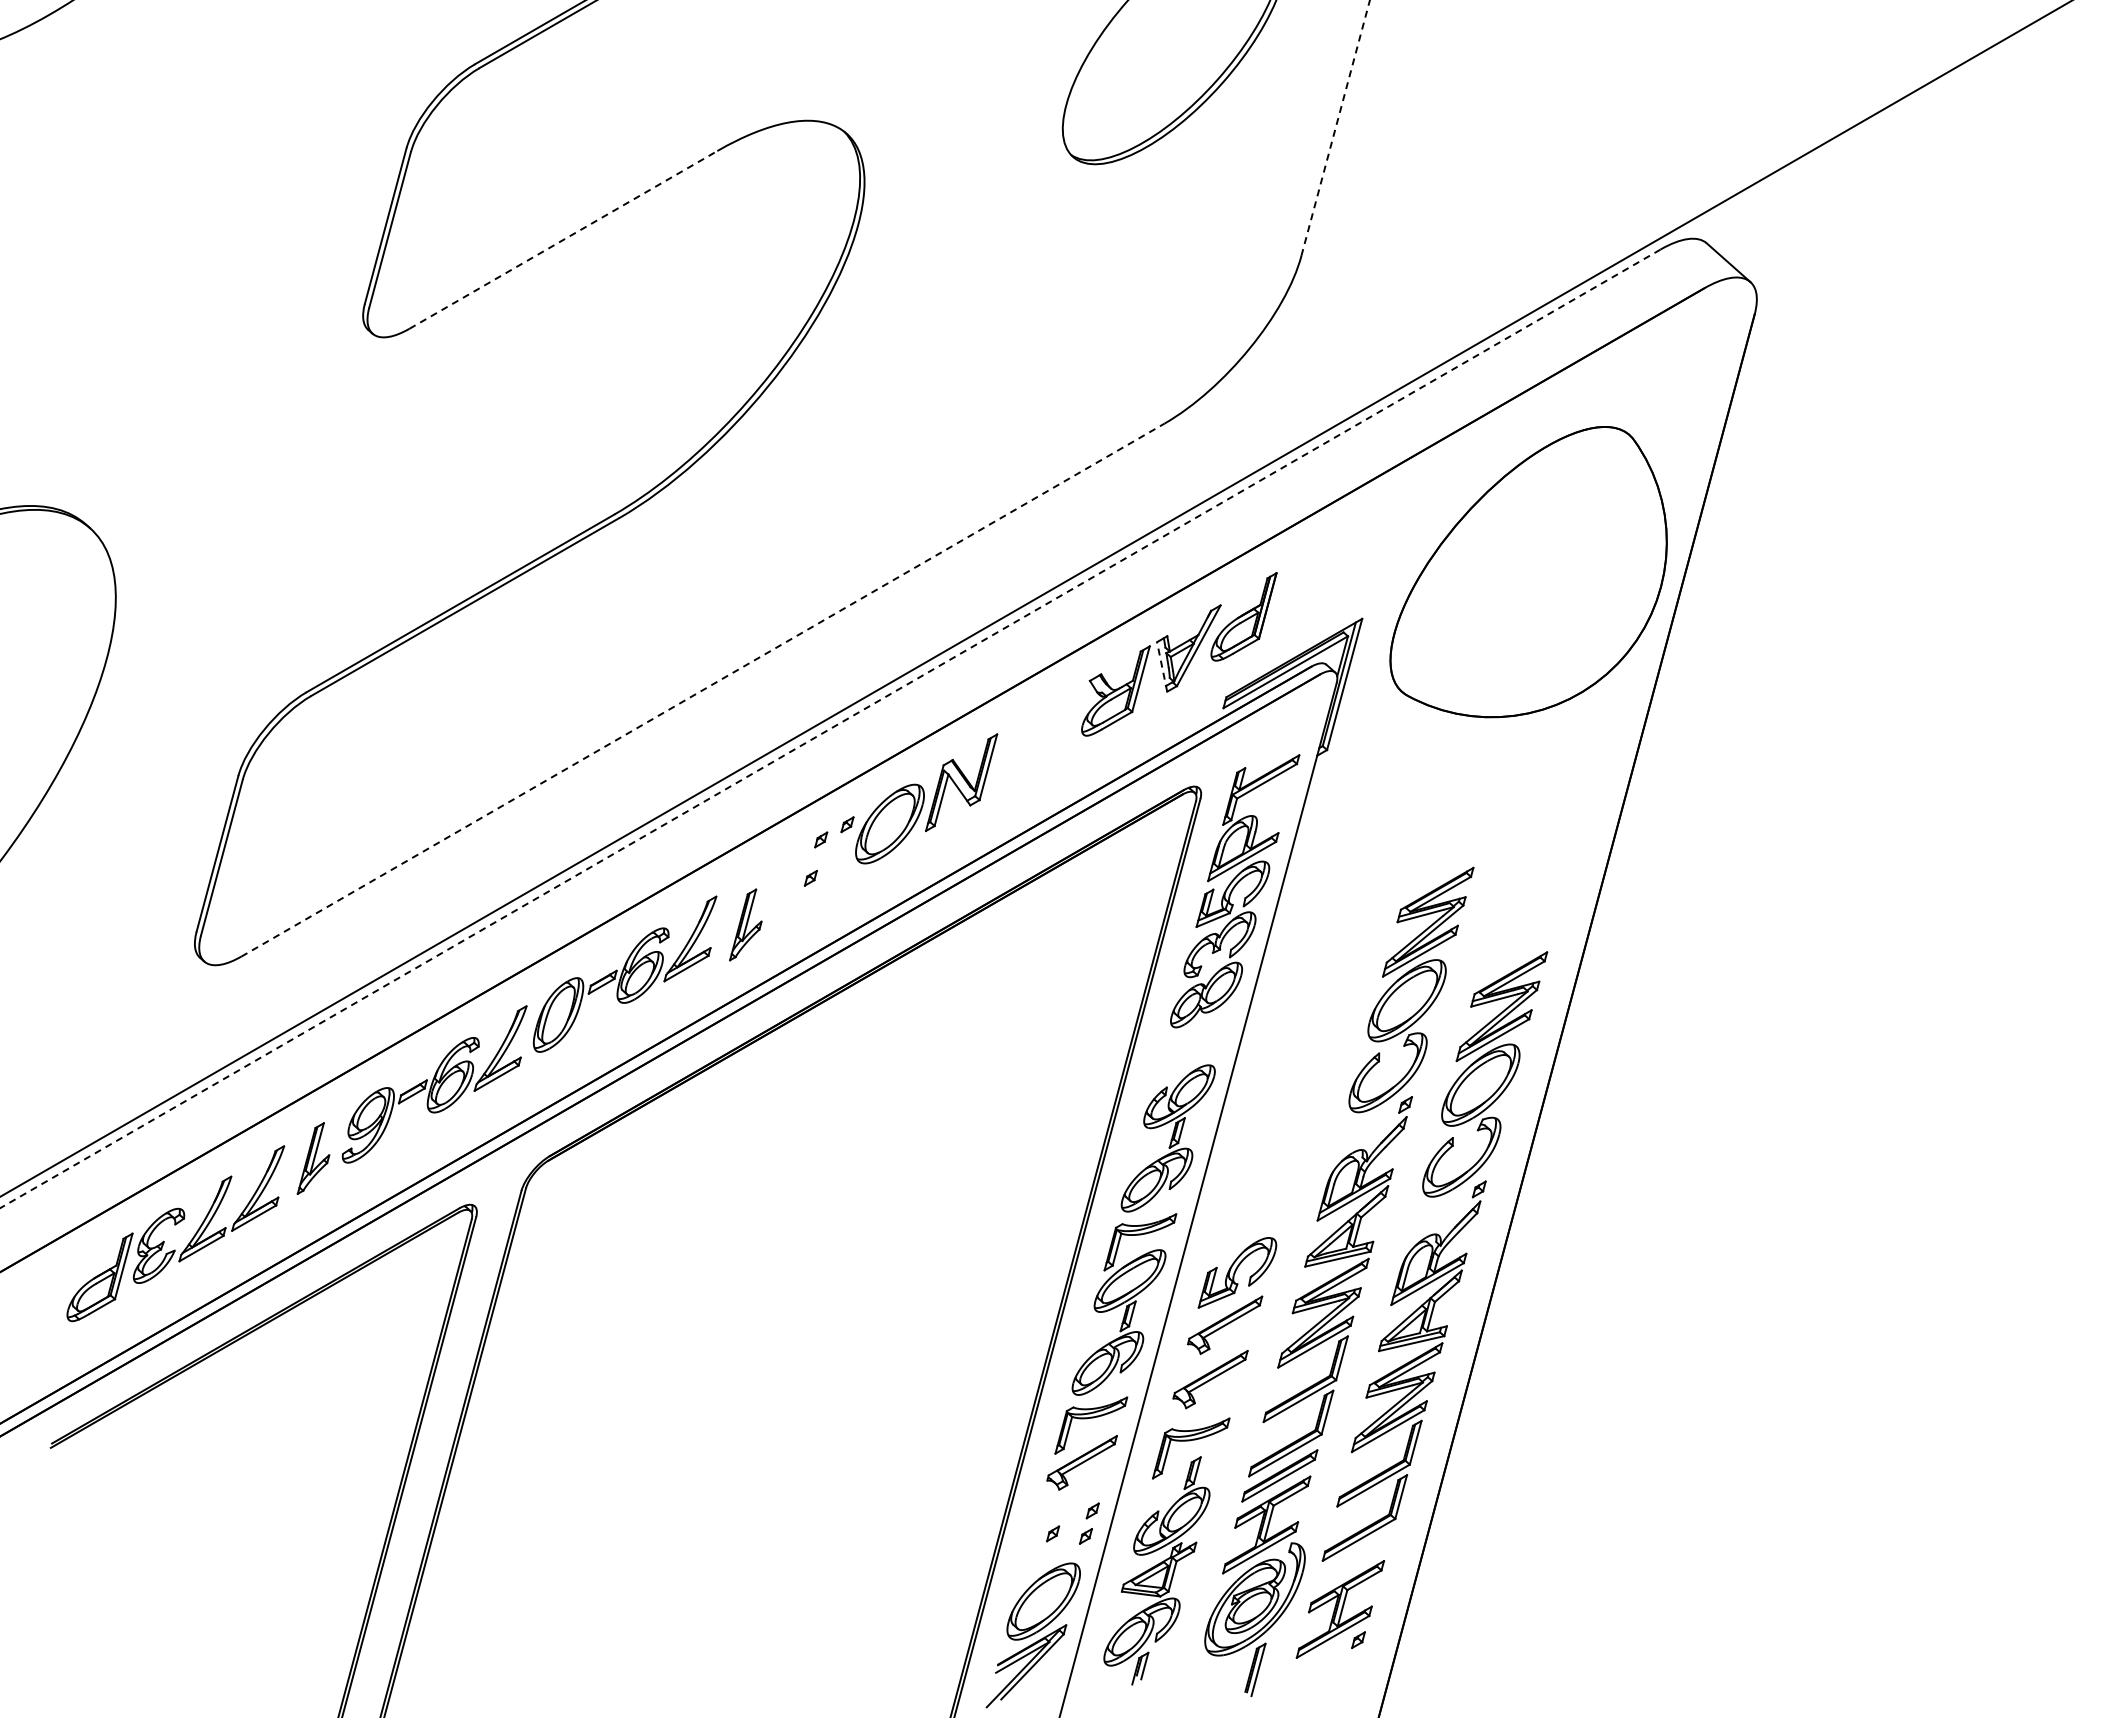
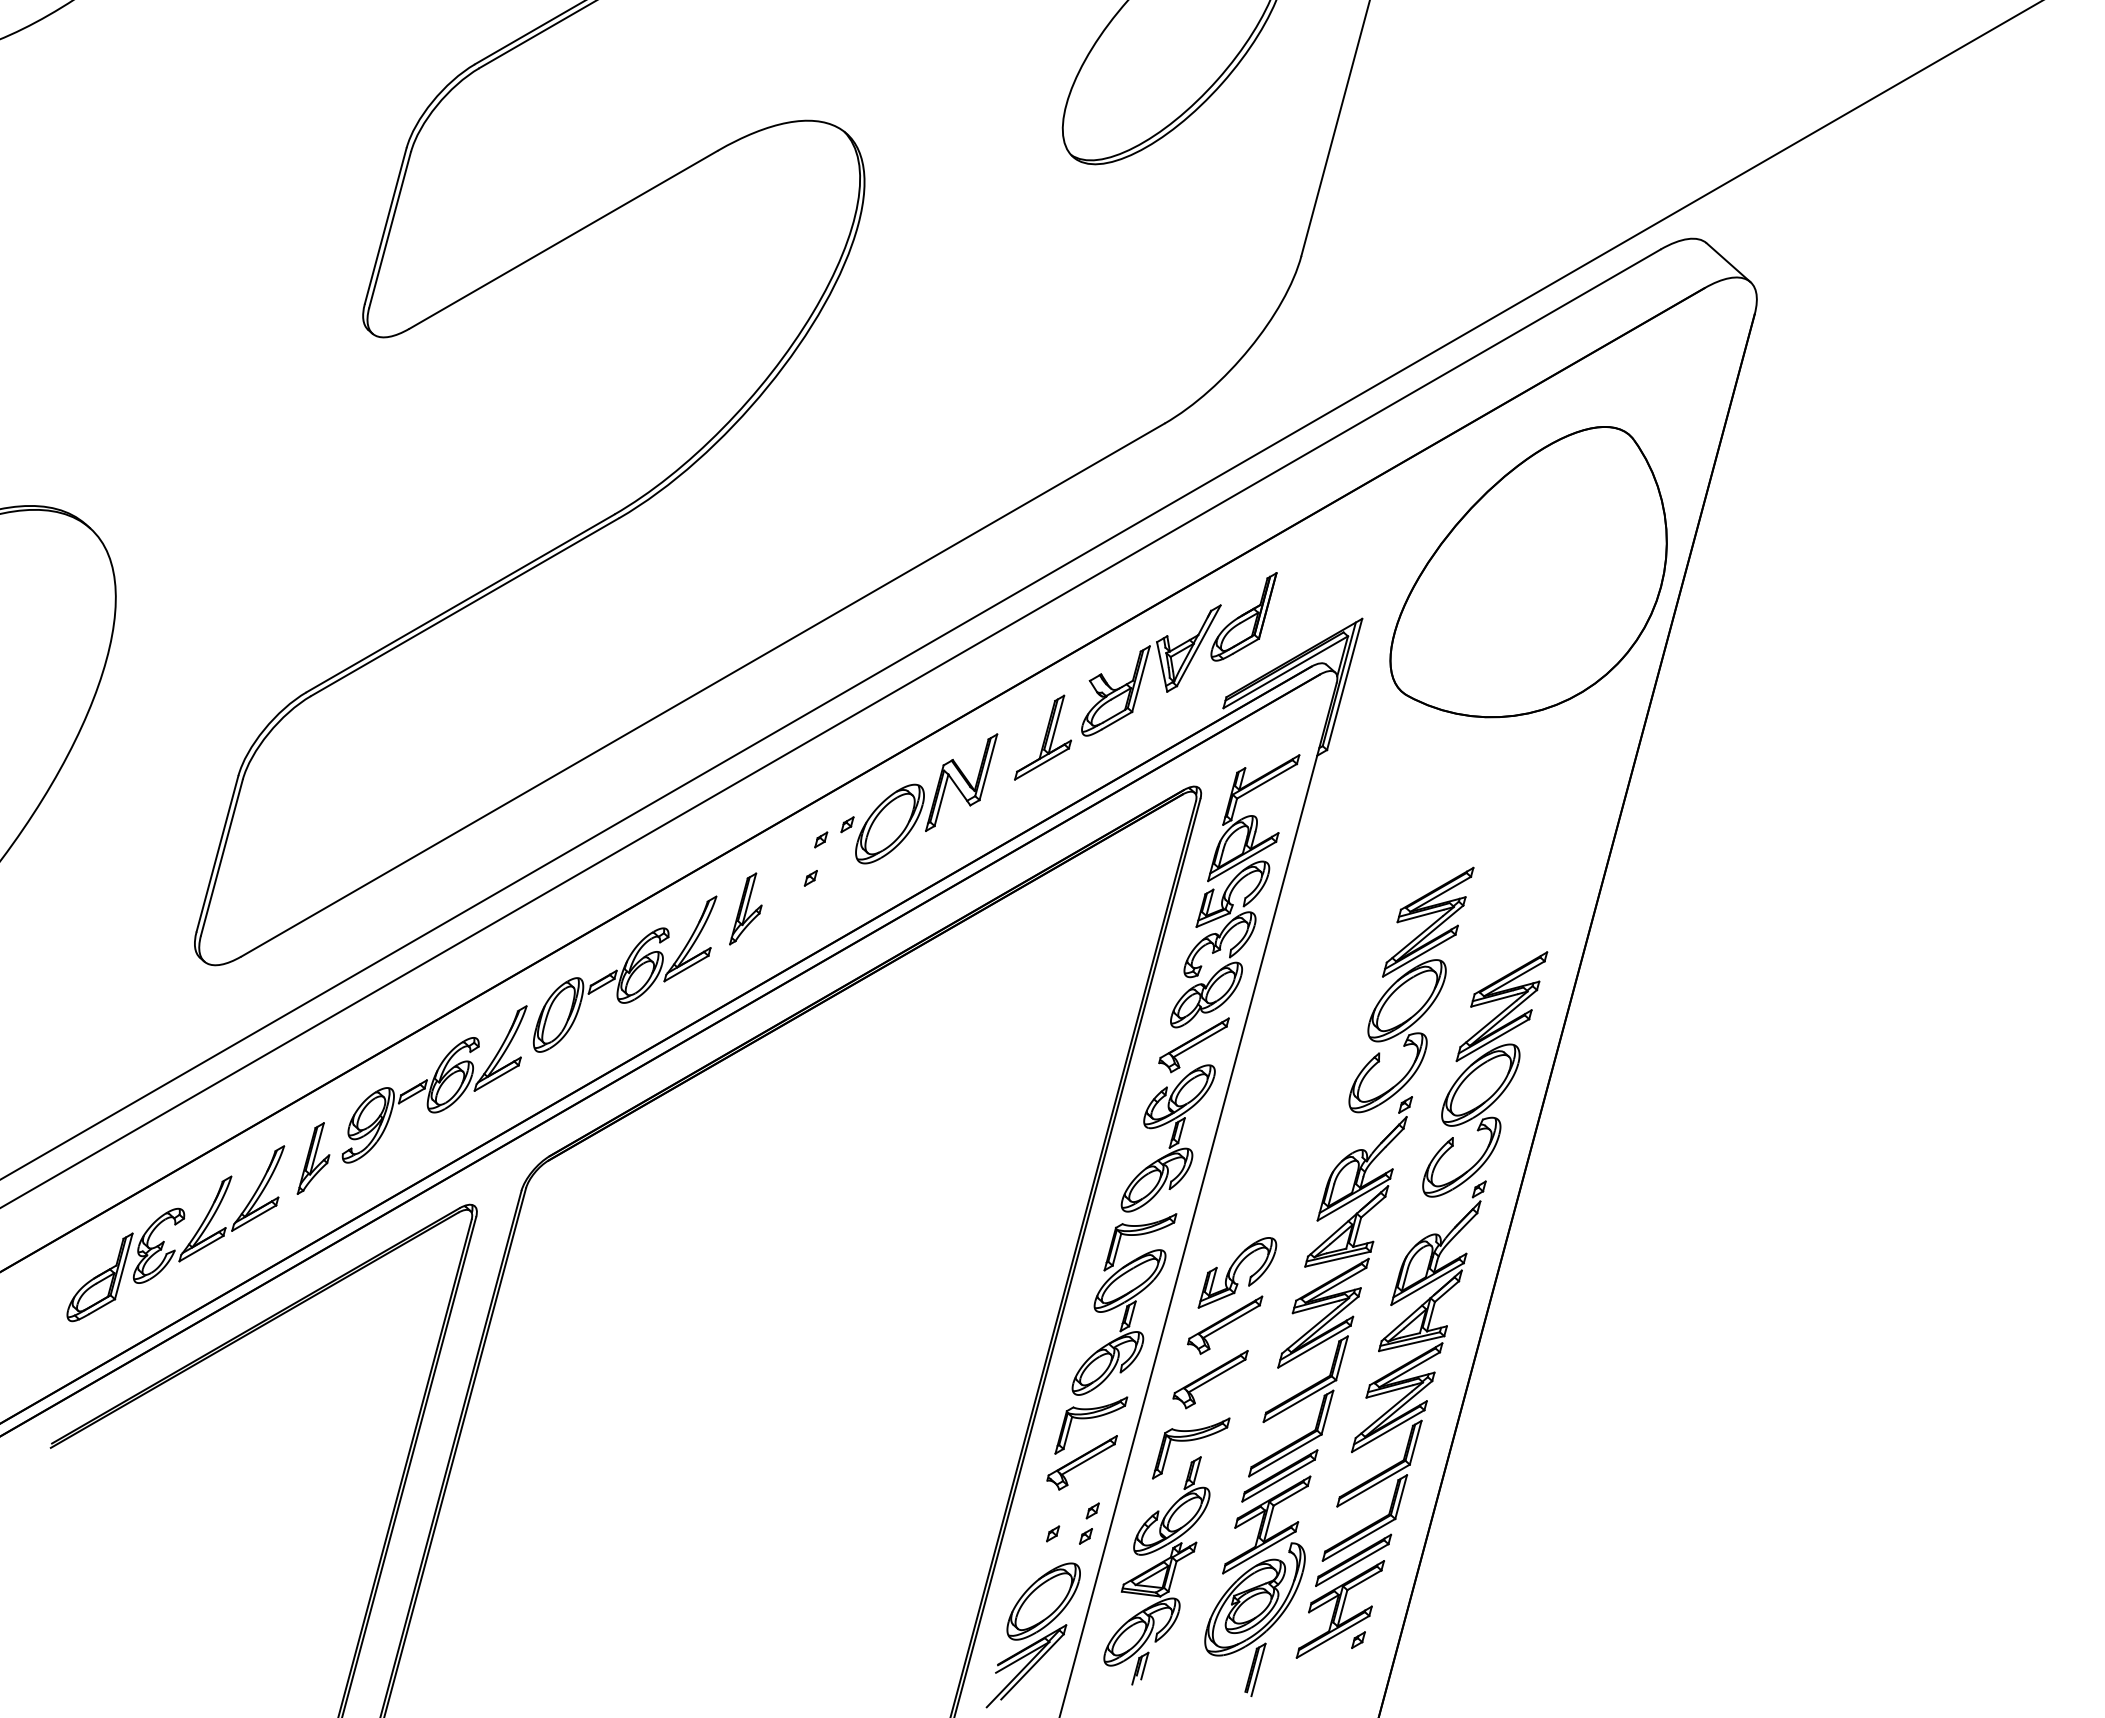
line: dashed -> solid (1335, 127)
line: dashed -> solid (563, 239)
line position: (1035, 598) -> (1020, 590) (1020, 590)
line: dashed -> solid (1162, 666)
line: dashed -> solid (703, 689)
line: dashed -> solid (830, 728)
part: none -> present (1042, 737)
part position: (745, 924) -> (745, 908) (745, 908)
part: none -> present (1193, 1045)
part: none -> present (1353, 1559)
